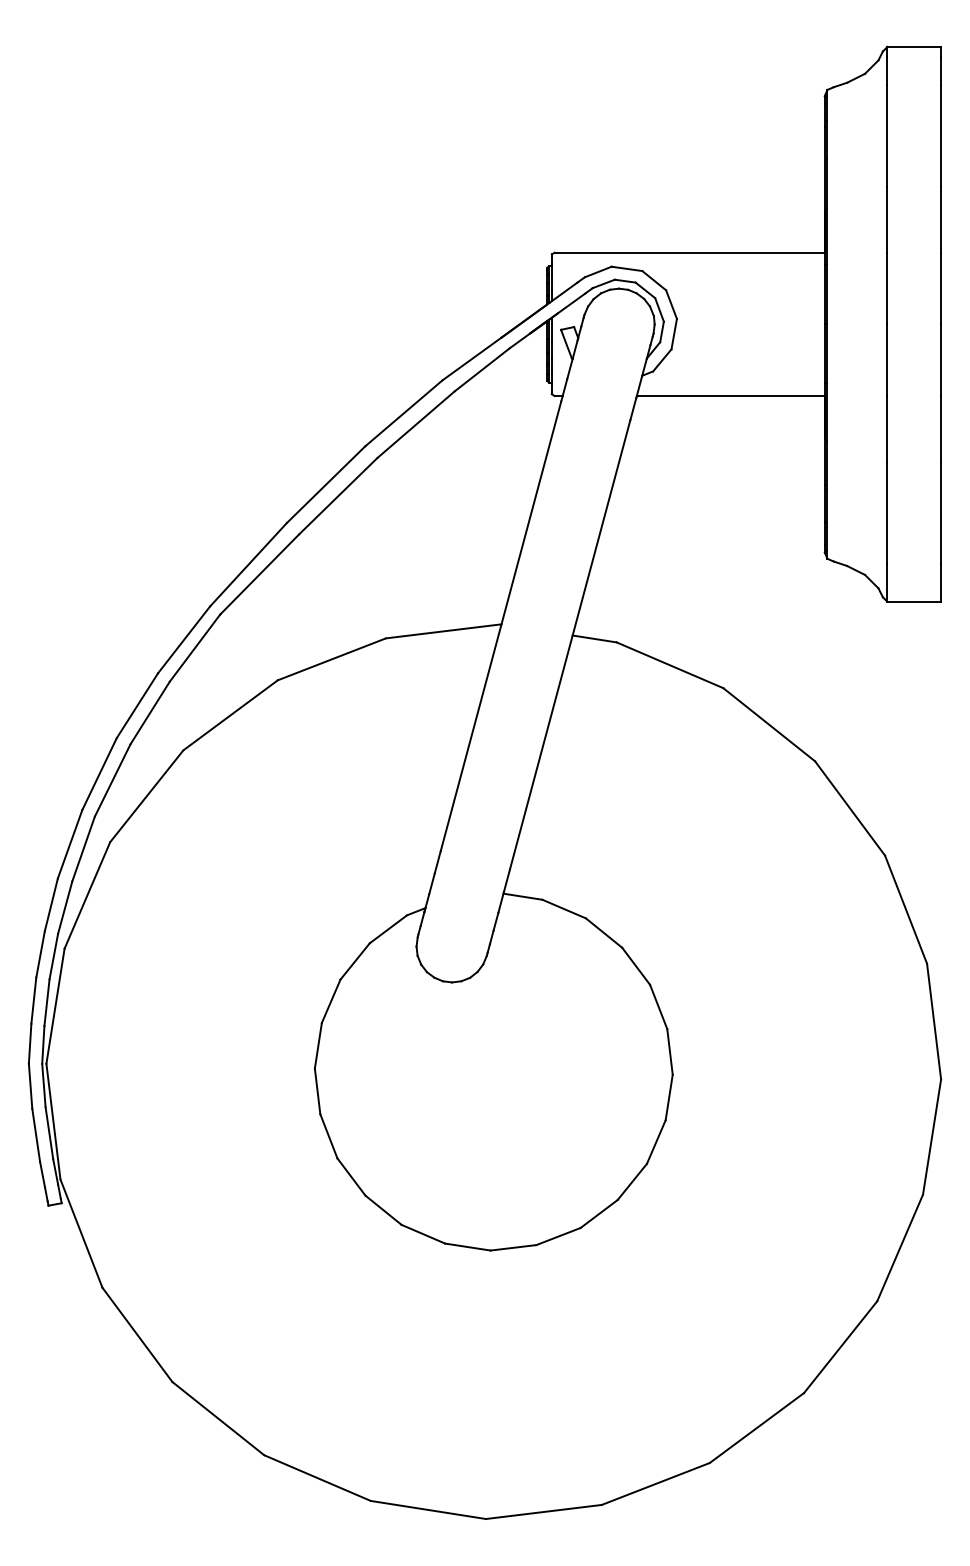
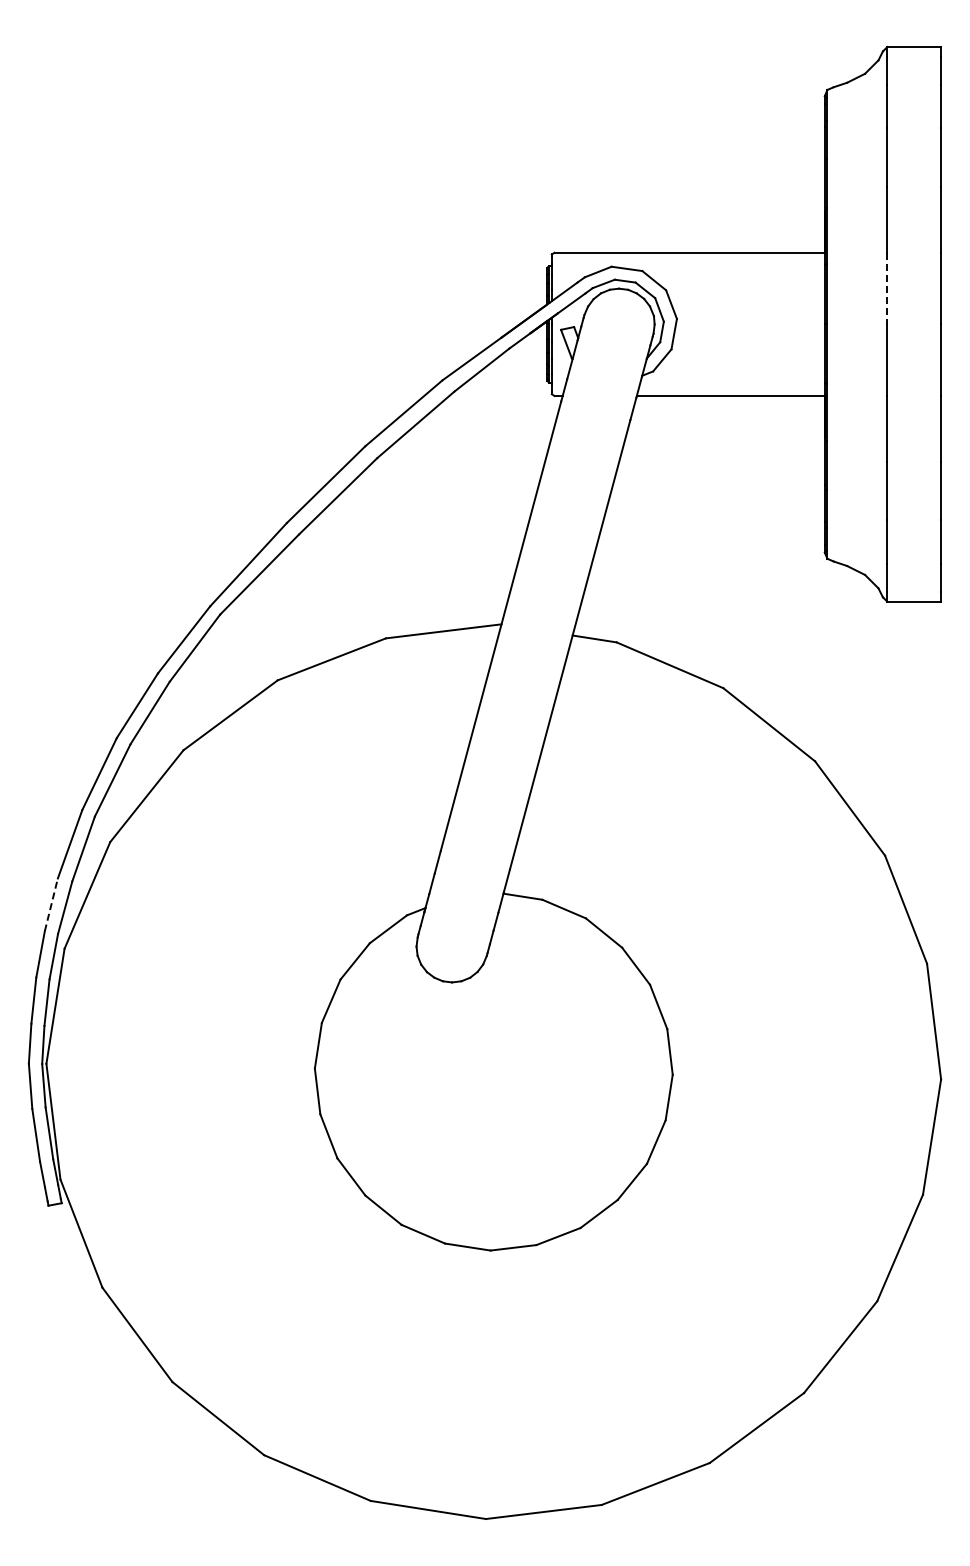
line: solid -> dashed (887, 288)
line: solid -> dashed (51, 904)
